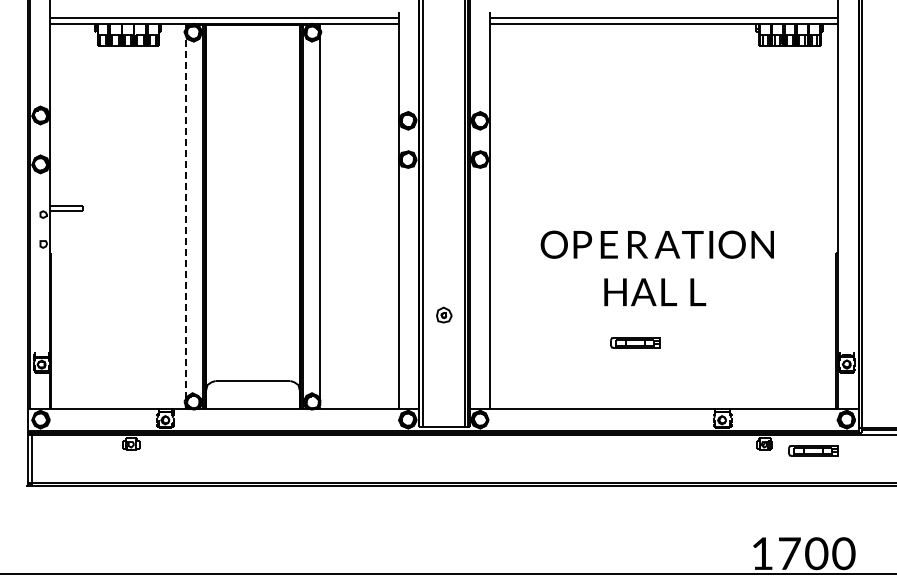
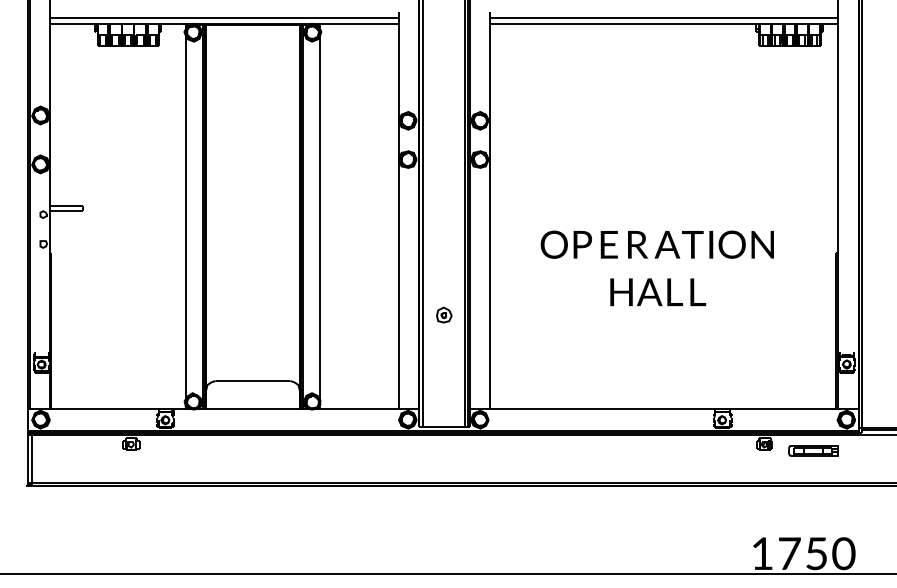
line: dashed -> solid (185, 216)
text position: (640, 292) -> (646, 292) (646, 292)
part: present -> none (635, 342)
text: 0 -> 5 (816, 553)
